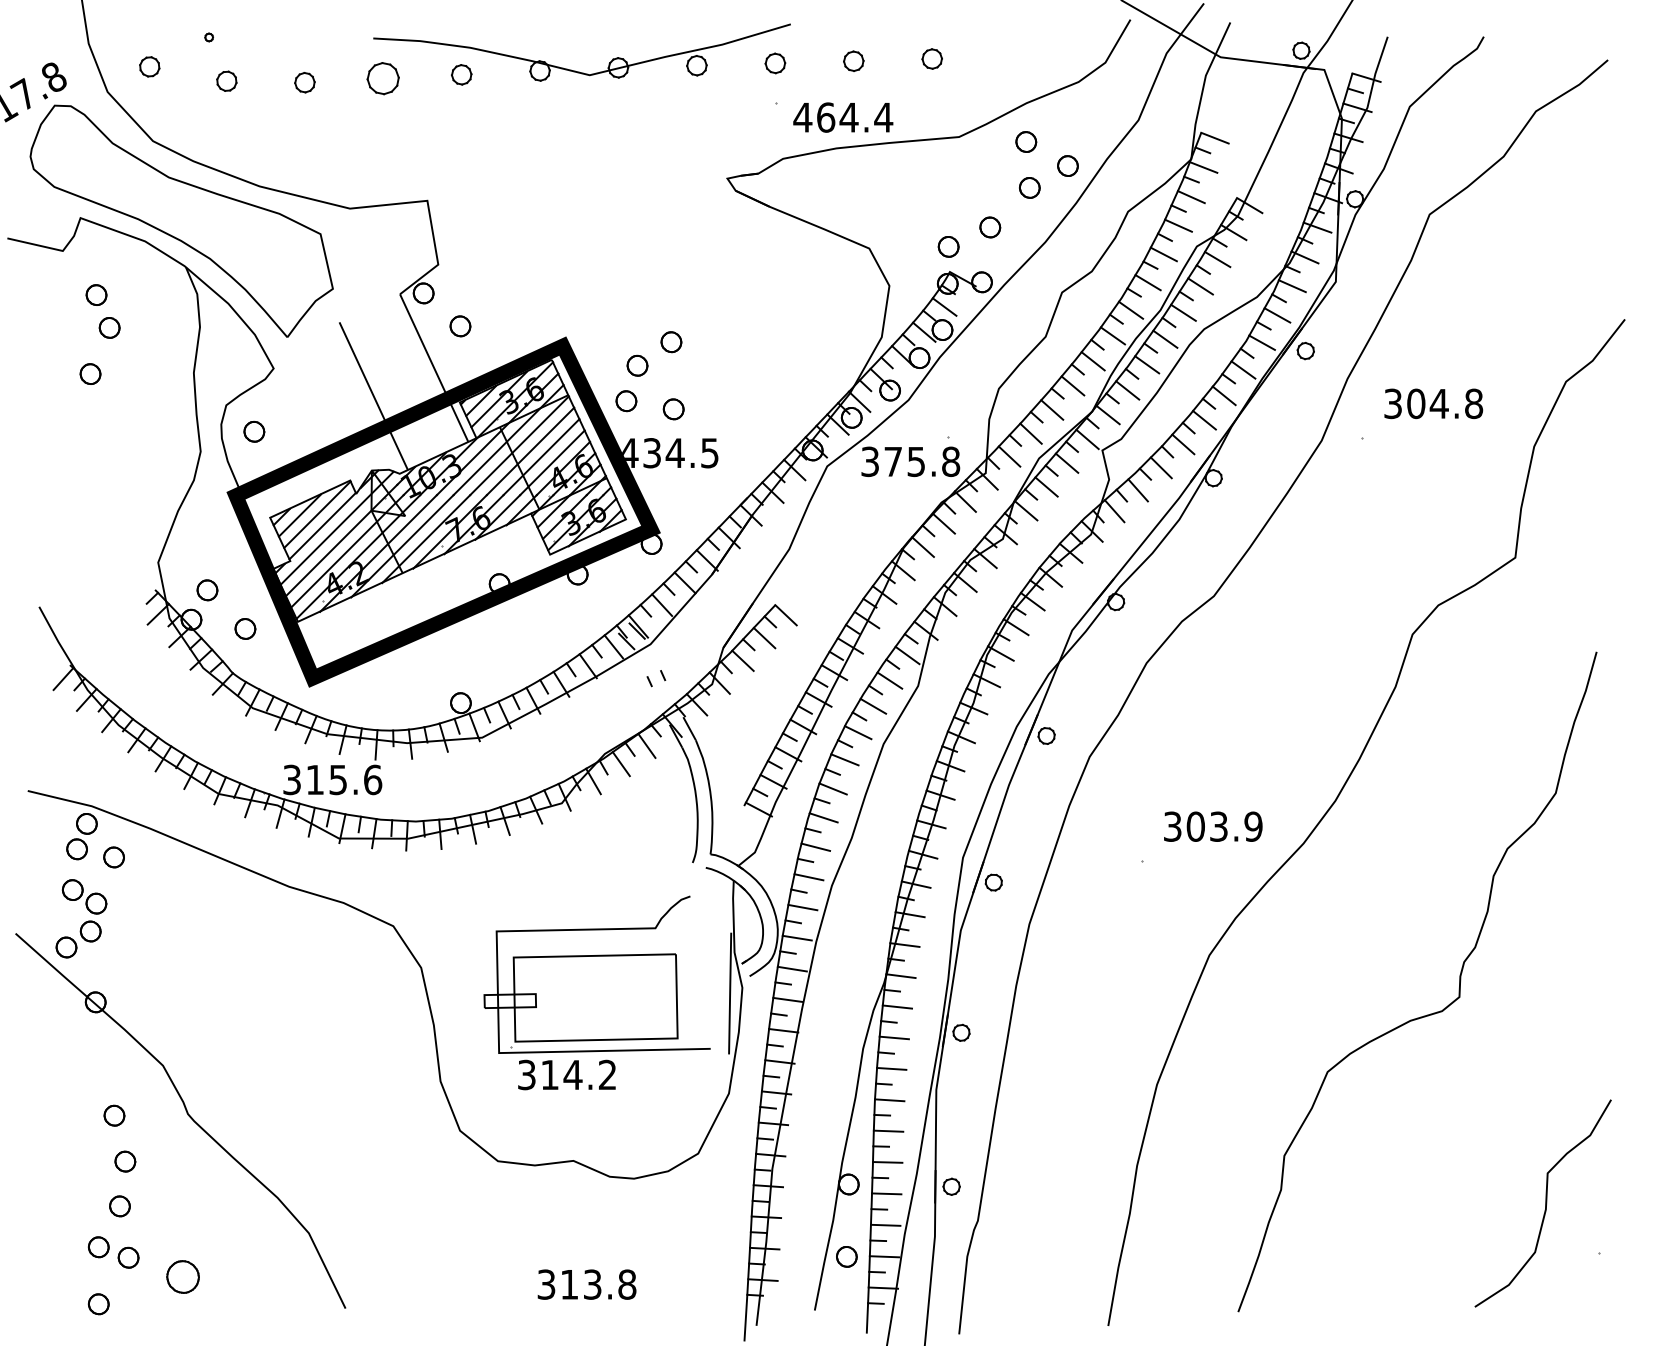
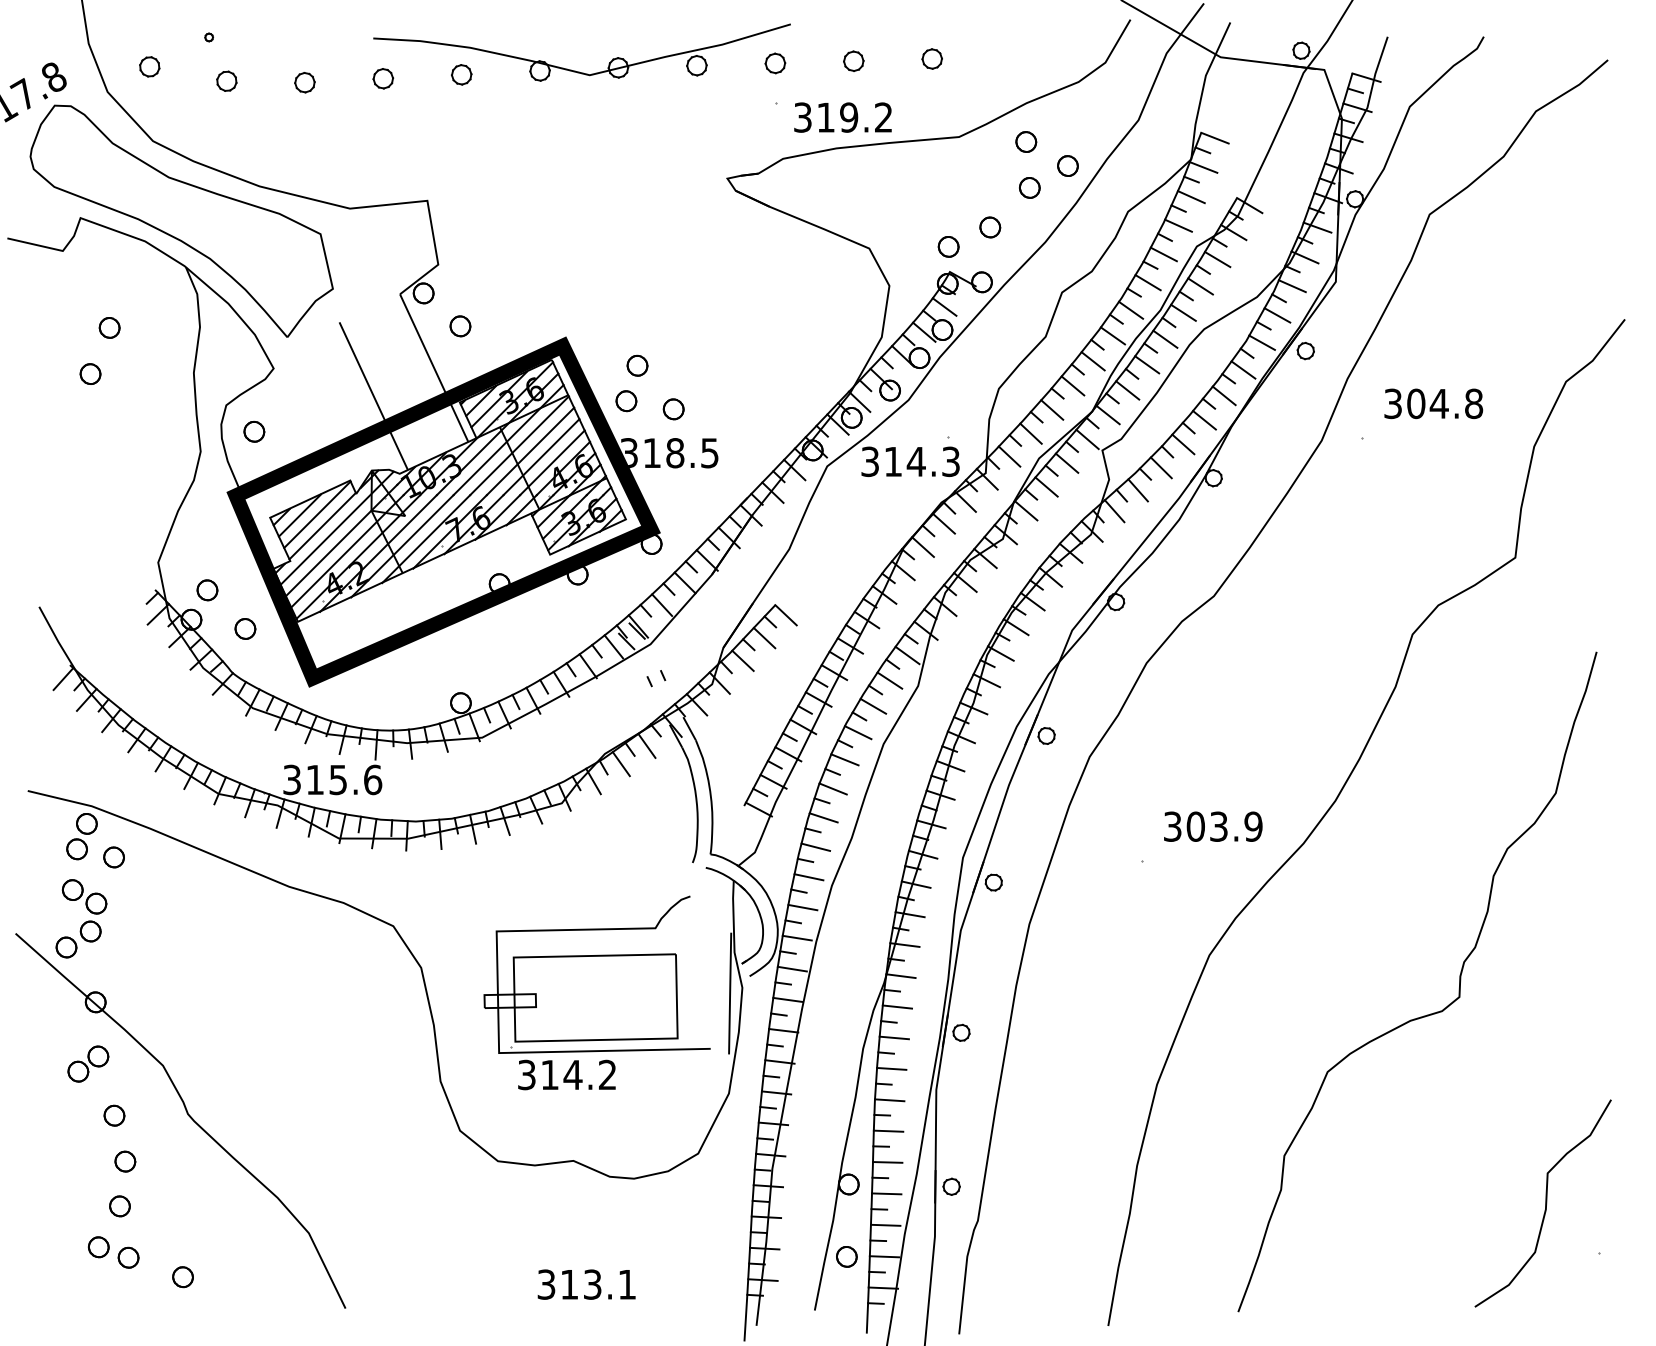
part size: 34x34 px -> 23x22 px (383, 78)
text: 464.4 -> 319.2 (843, 117)
part: present -> none (96, 294)
part: present -> none (671, 342)
text: 434.5 -> 318.5 (652, 453)
text: 375.8 -> 314.3 (922, 461)
part: none -> present (88, 1063)
part size: 34x34 px -> 22x23 px (182, 1277)
text: 313.8 -> 313.1 (627, 1284)
part: present -> none (98, 1304)
